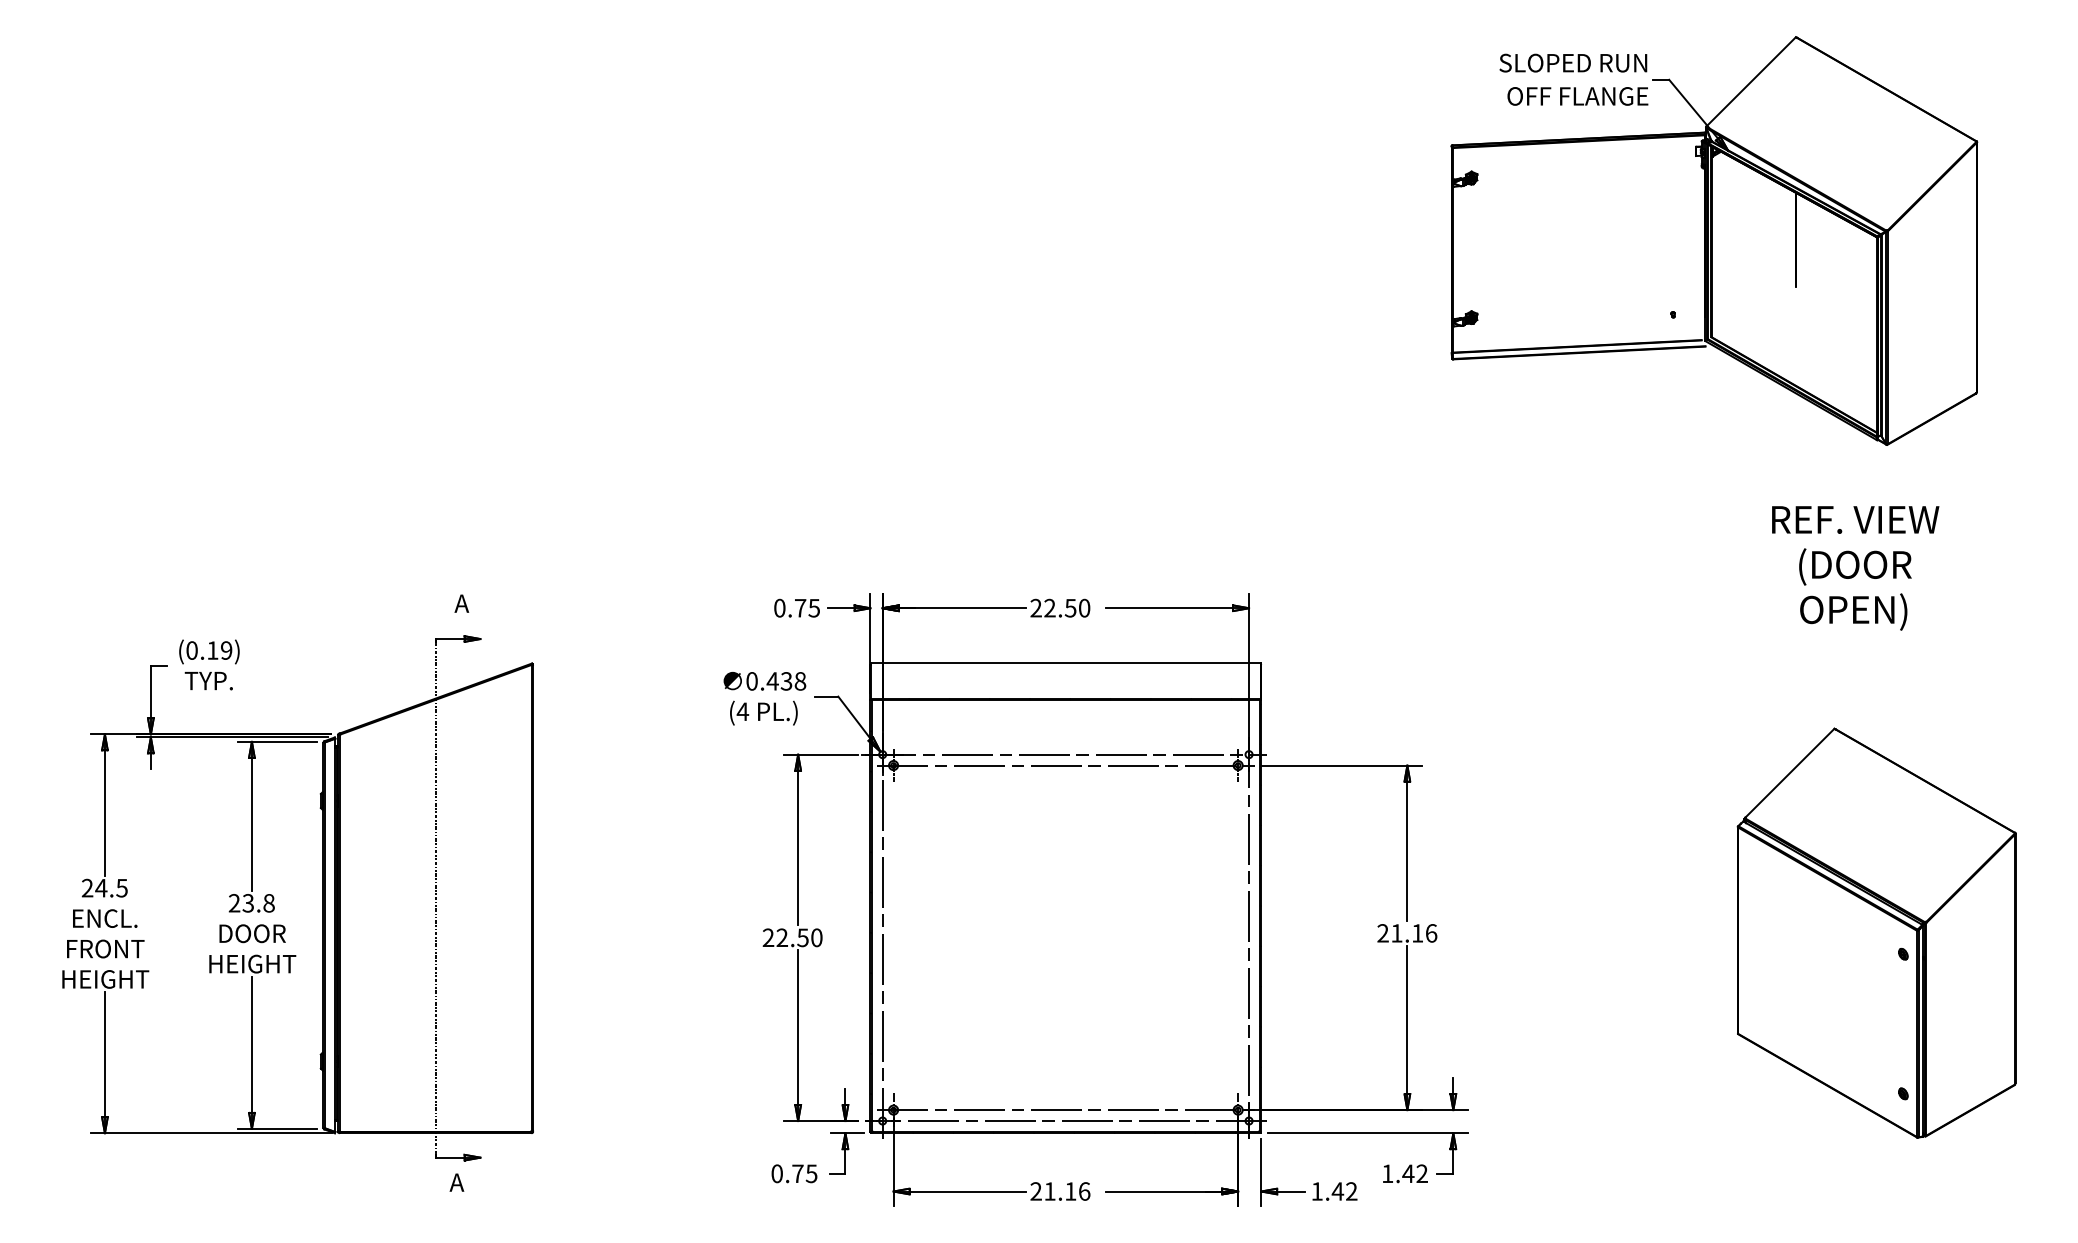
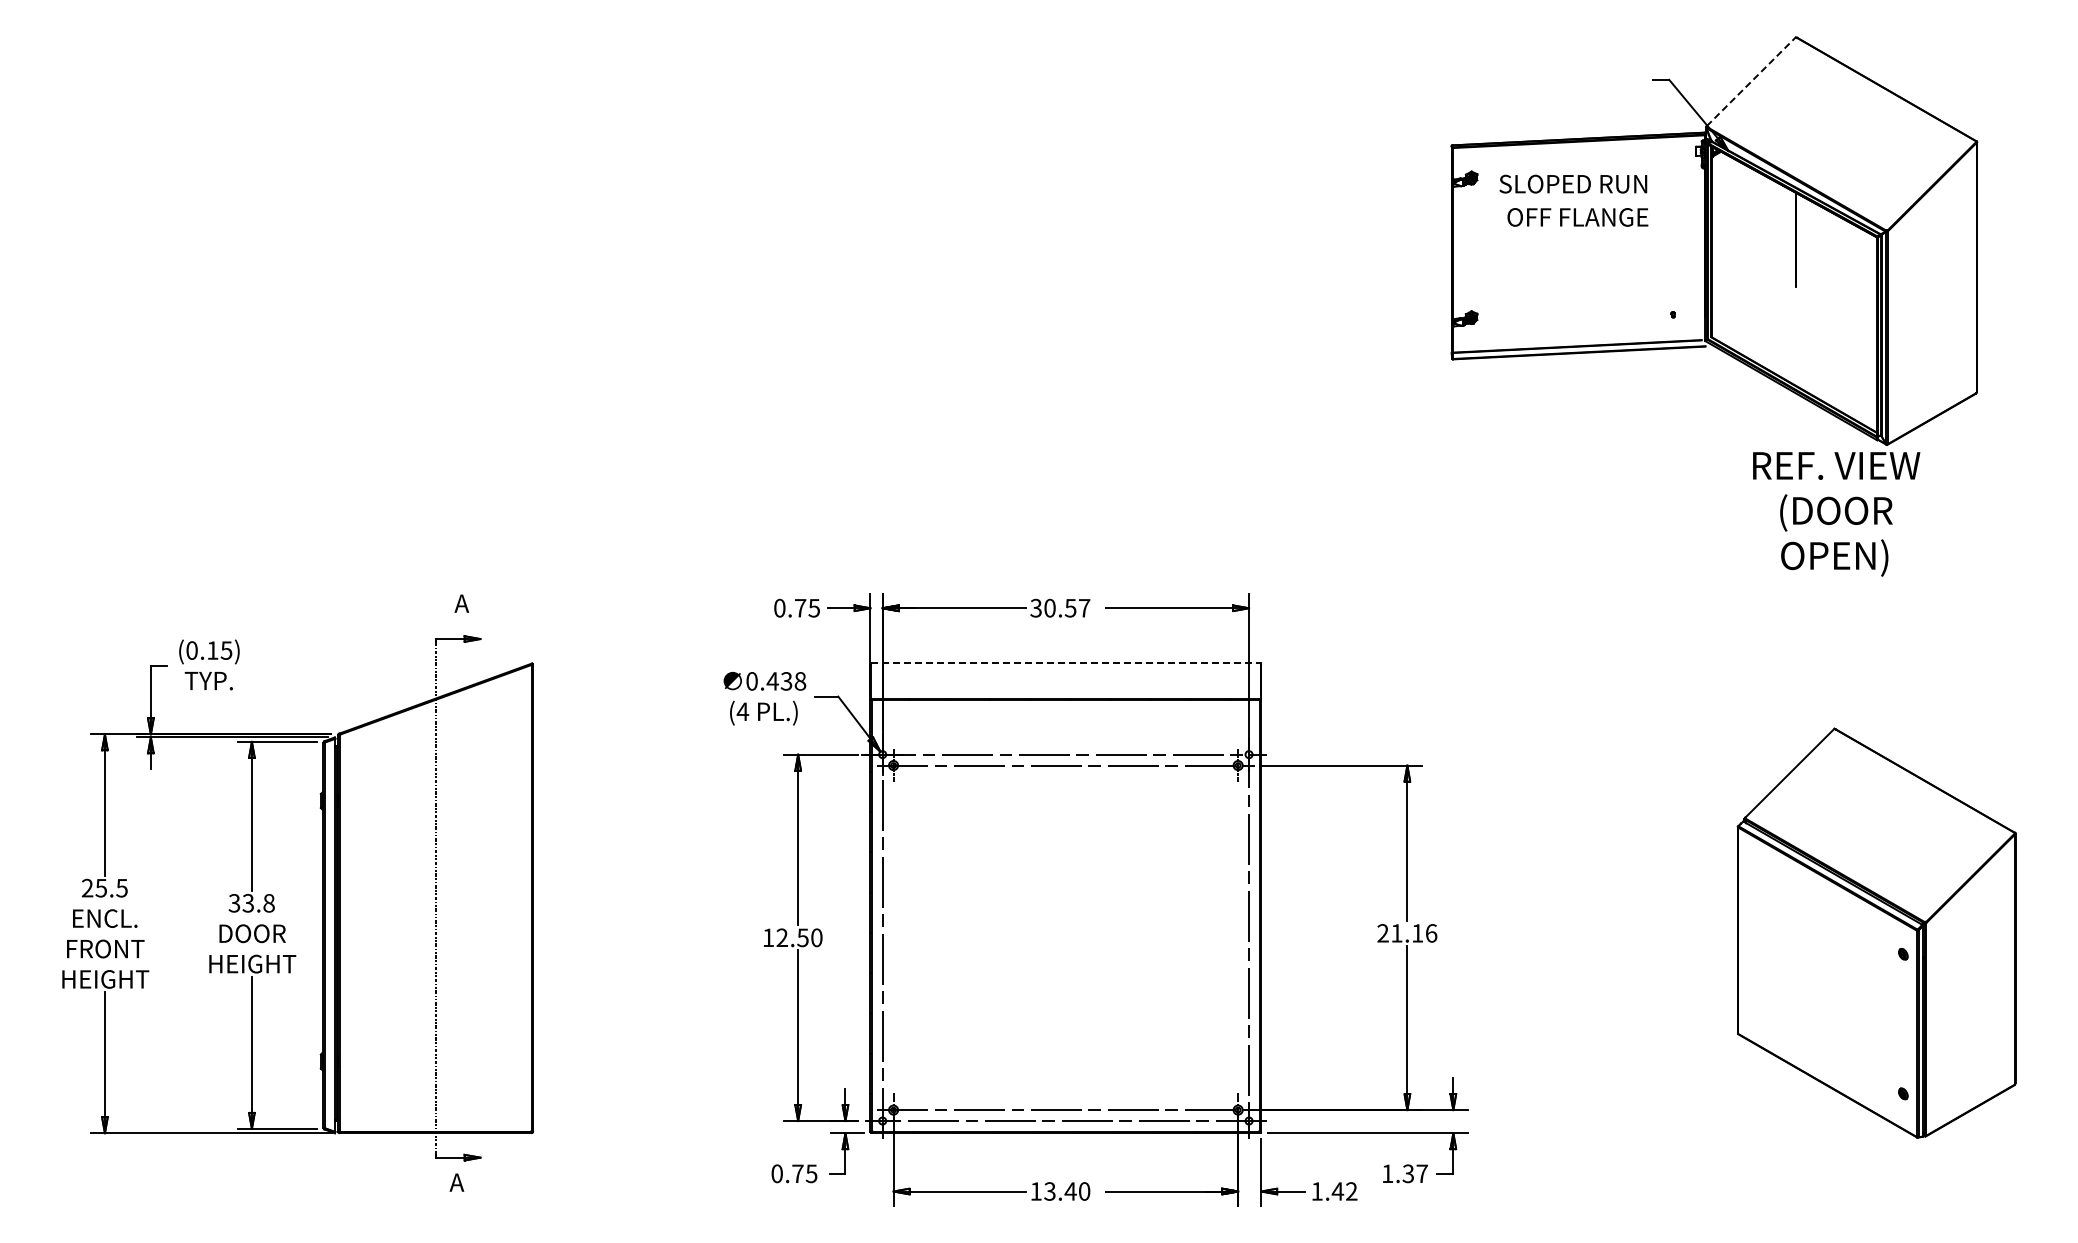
text position: (1573, 79) -> (1573, 200) (1573, 200)
line: solid -> dashed (1751, 81)
text position: (1855, 568) -> (1836, 514) (1836, 514)
text: 22.50 -> 30.57 (1060, 607)
text: (0.19) -> (0.15) (226, 650)
line: solid -> dashed (1065, 663)
text: 24.5 -> 25.5 (101, 888)
text: 23.8 -> 33.8 (234, 903)
text: 22.50 -> 12.50 (768, 937)
text: 1.42 -> 1.37 (1414, 1173)
text: 21.16 -> 13.40 (1060, 1191)
